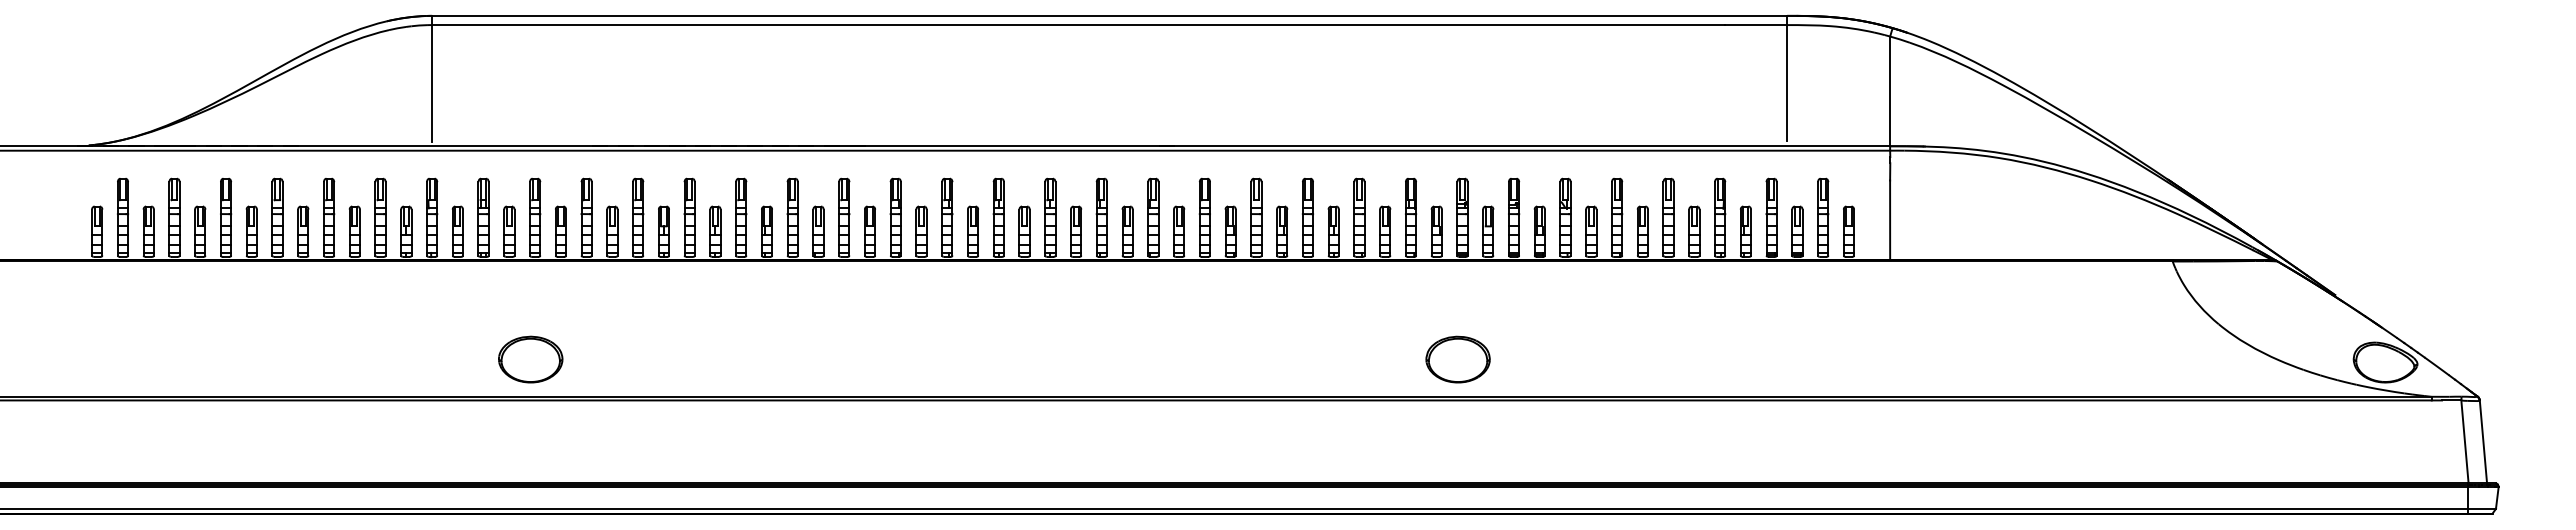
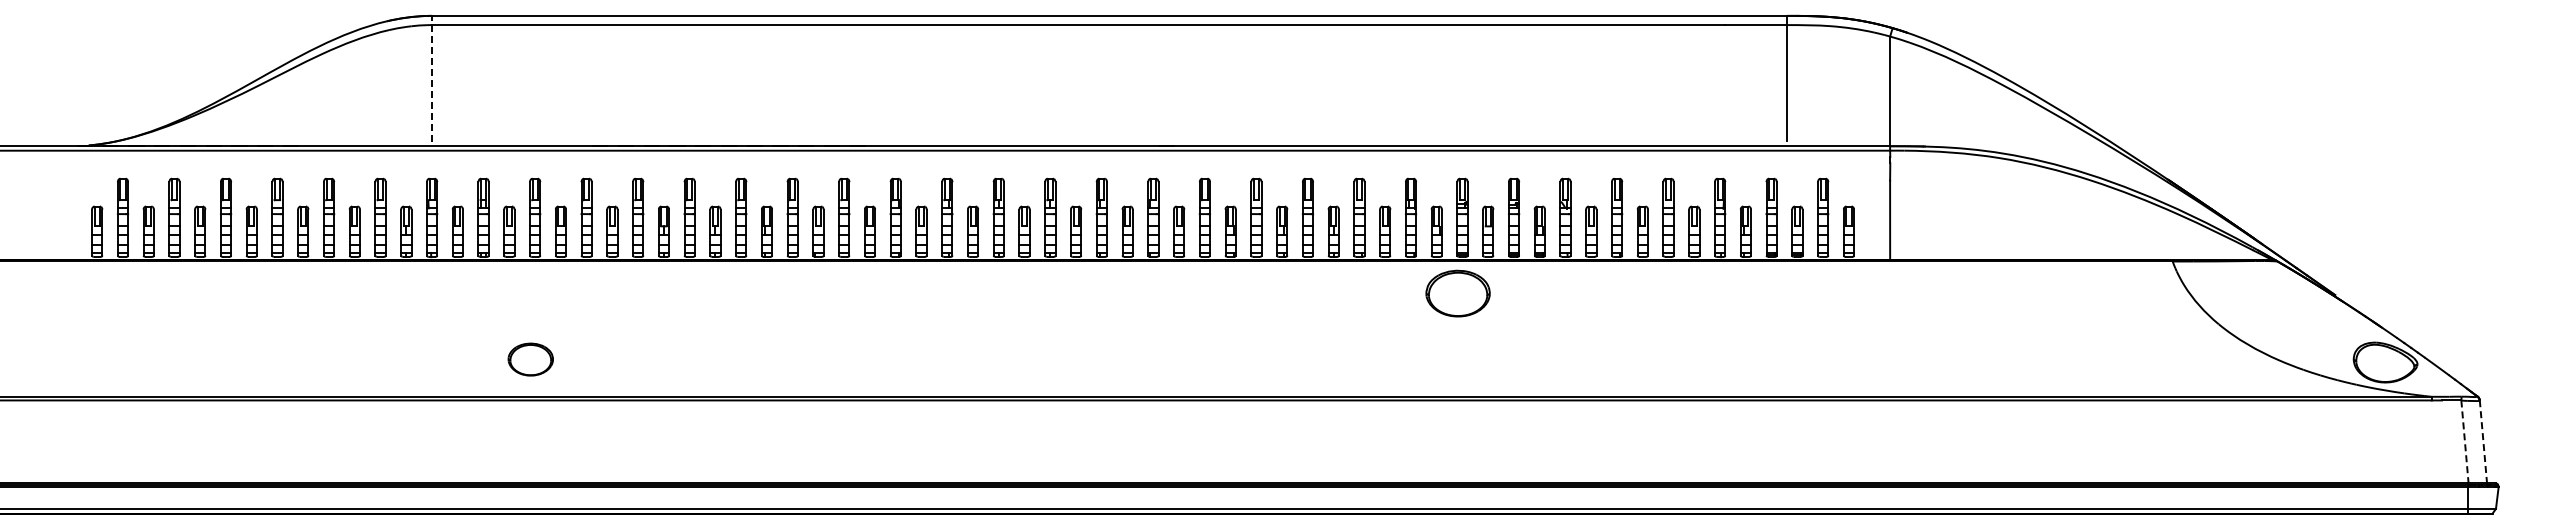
line: solid -> dashed (432, 78)
part size: 66x49 px -> 47x35 px (530, 359)
part position: (1457, 359) -> (1457, 293) (1457, 293)
line: solid -> dashed (2464, 442)
line: solid -> dashed (2483, 442)
